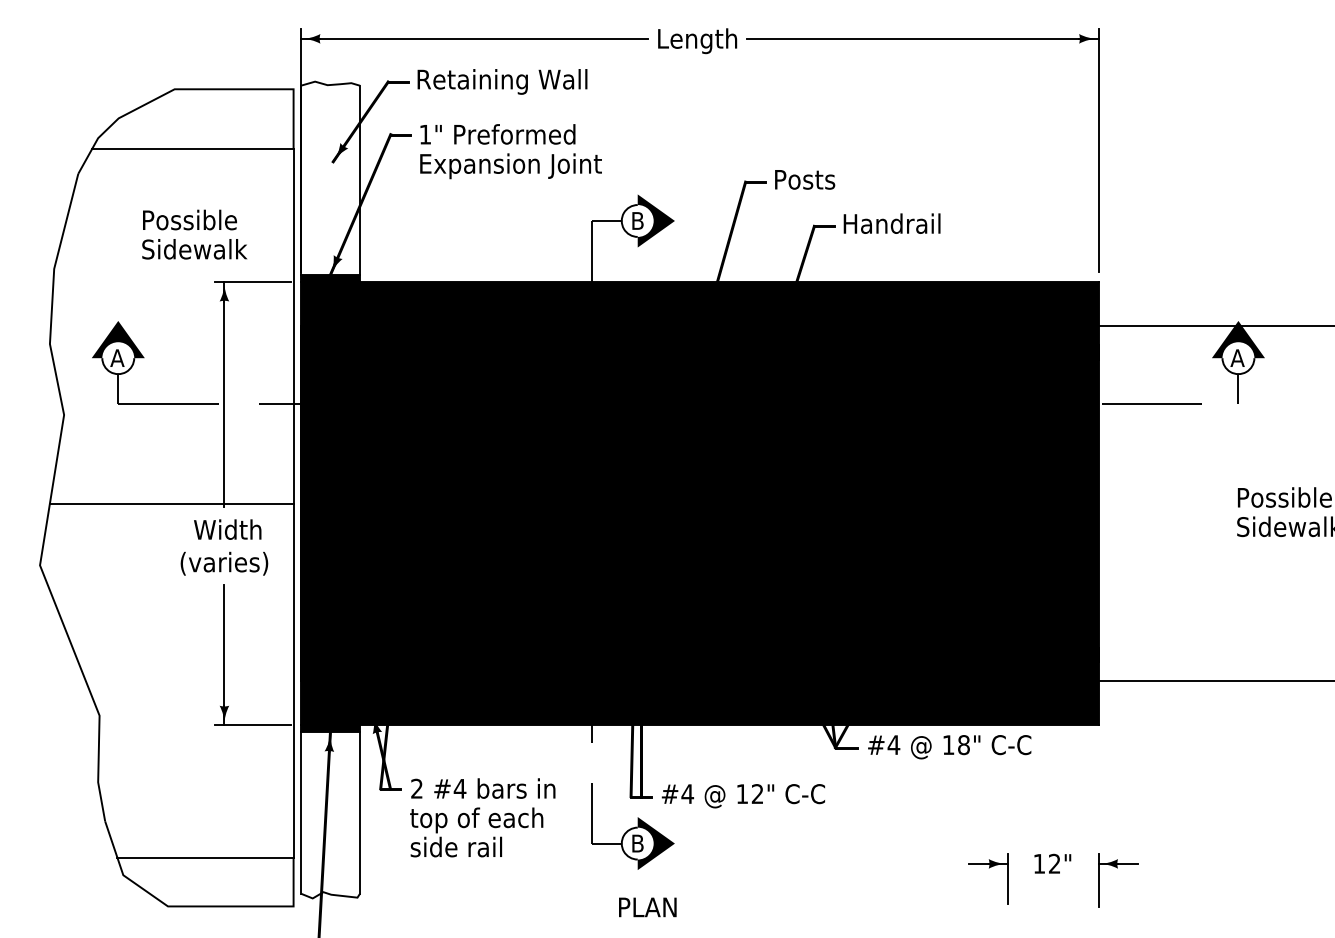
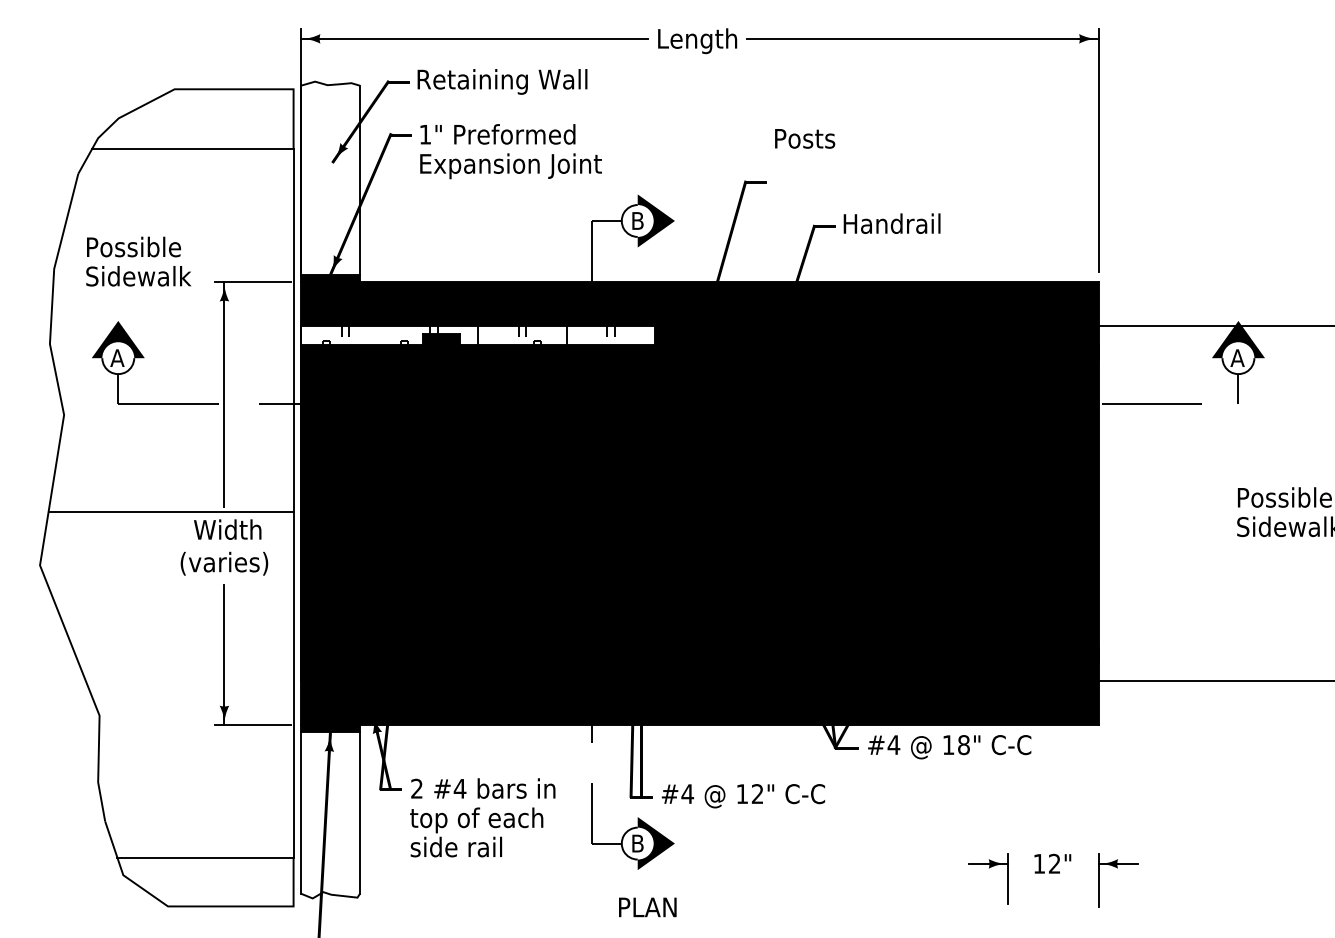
text position: (805, 179) -> (805, 138) (805, 138)
text position: (194, 234) -> (138, 261) (138, 261)
fill: present -> none (477, 335)
line position: (171, 503) -> (171, 511) (171, 511)
